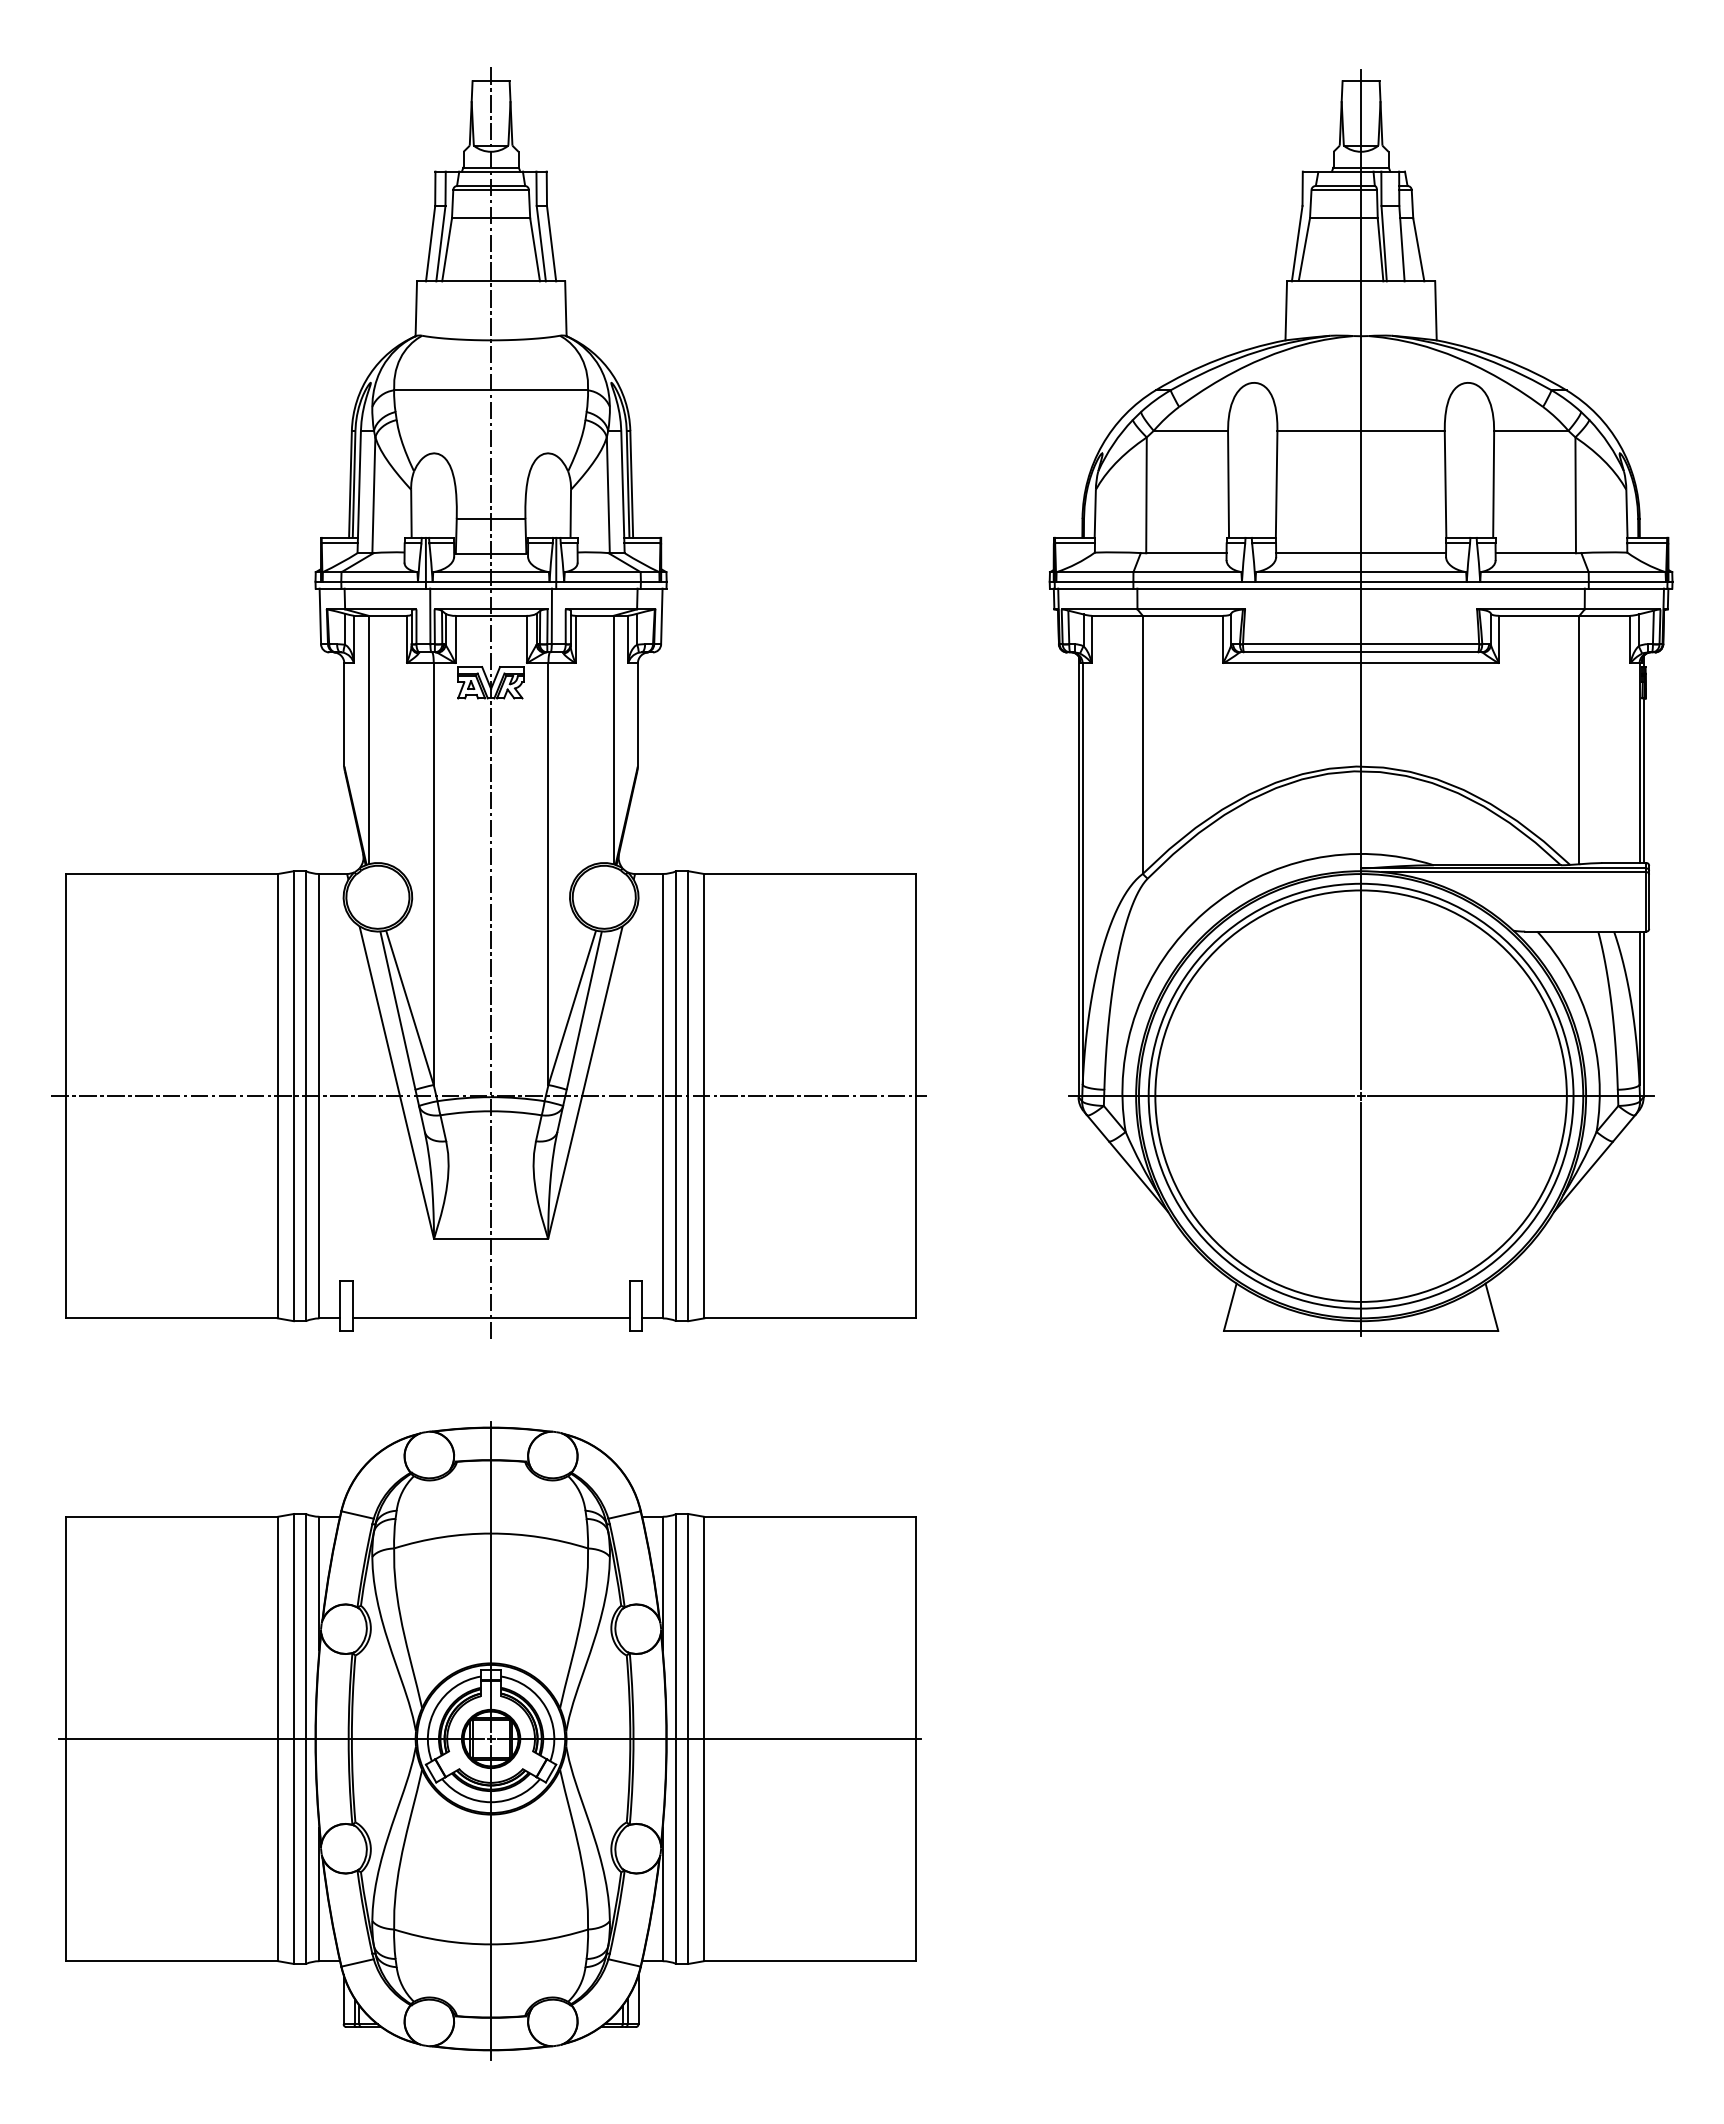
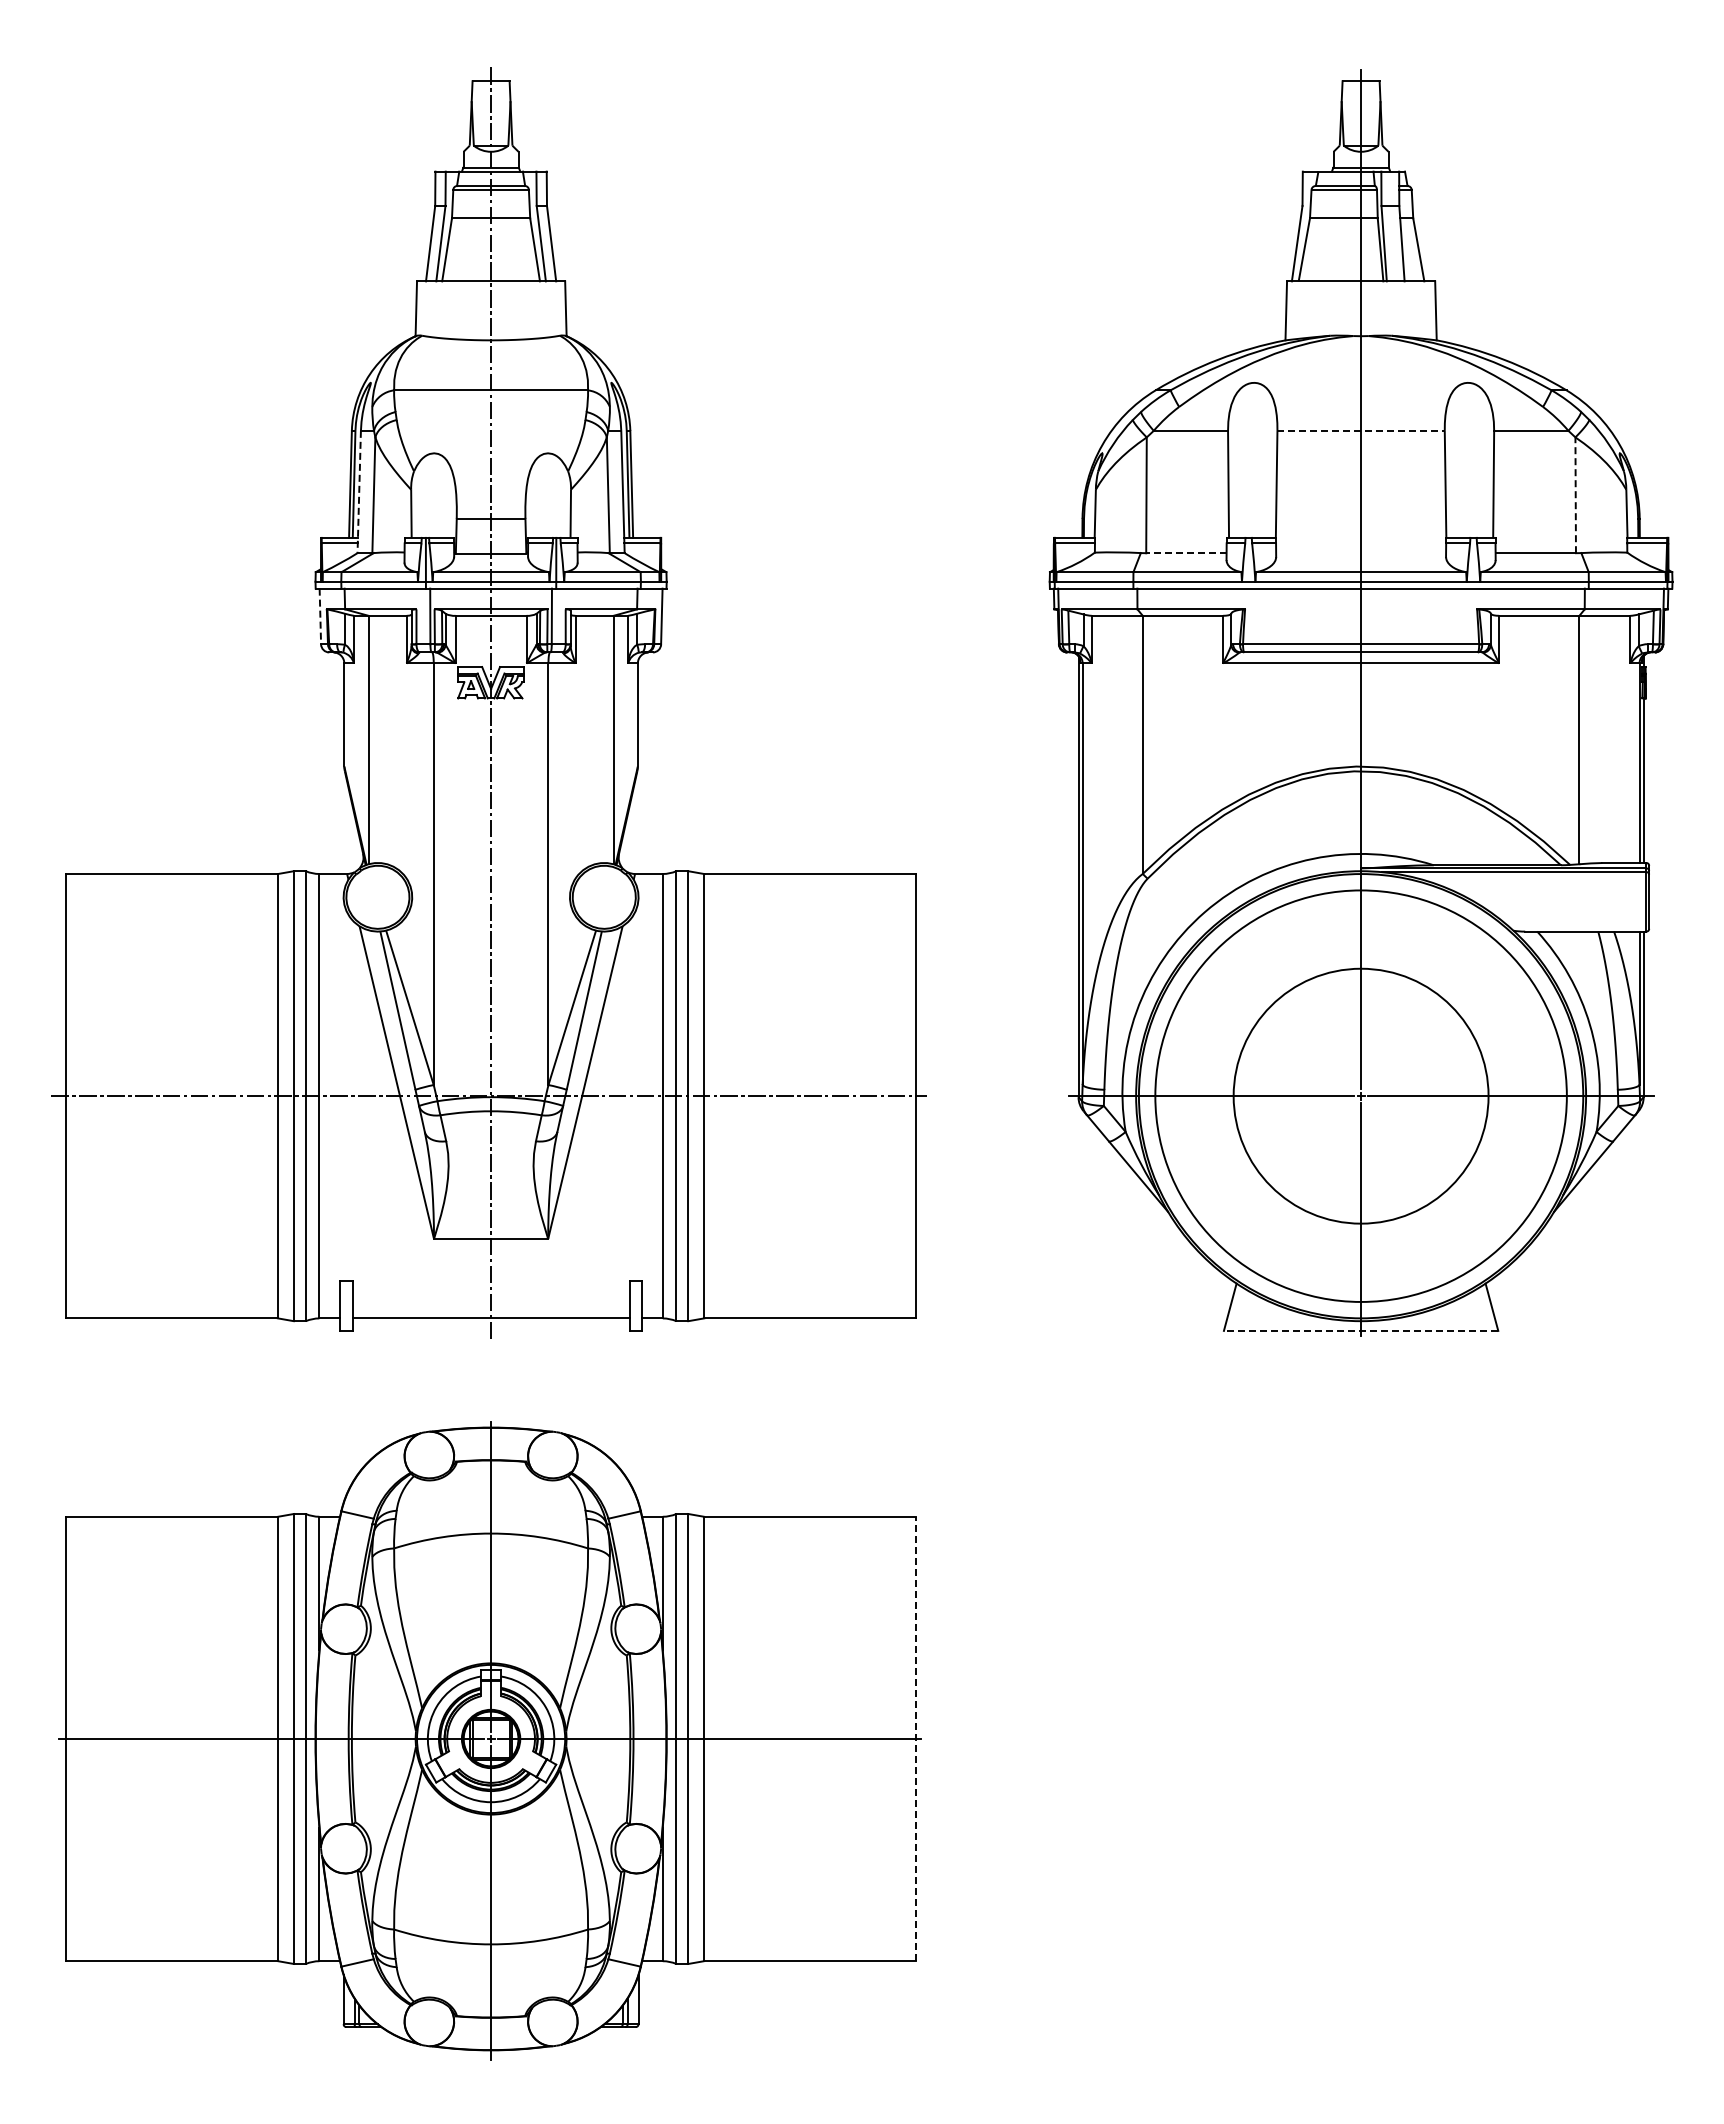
line: solid -> dashed (1361, 430)
line: solid -> dashed (359, 493)
line: solid -> dashed (1575, 495)
line: solid -> dashed (1185, 553)
line: present -> none (1361, 553)
line: solid -> dashed (320, 616)
circle diameter: 425 px -> 255 px (1360, 1095)
line: solid -> dashed (1360, 1330)
line: solid -> dashed (916, 1738)
